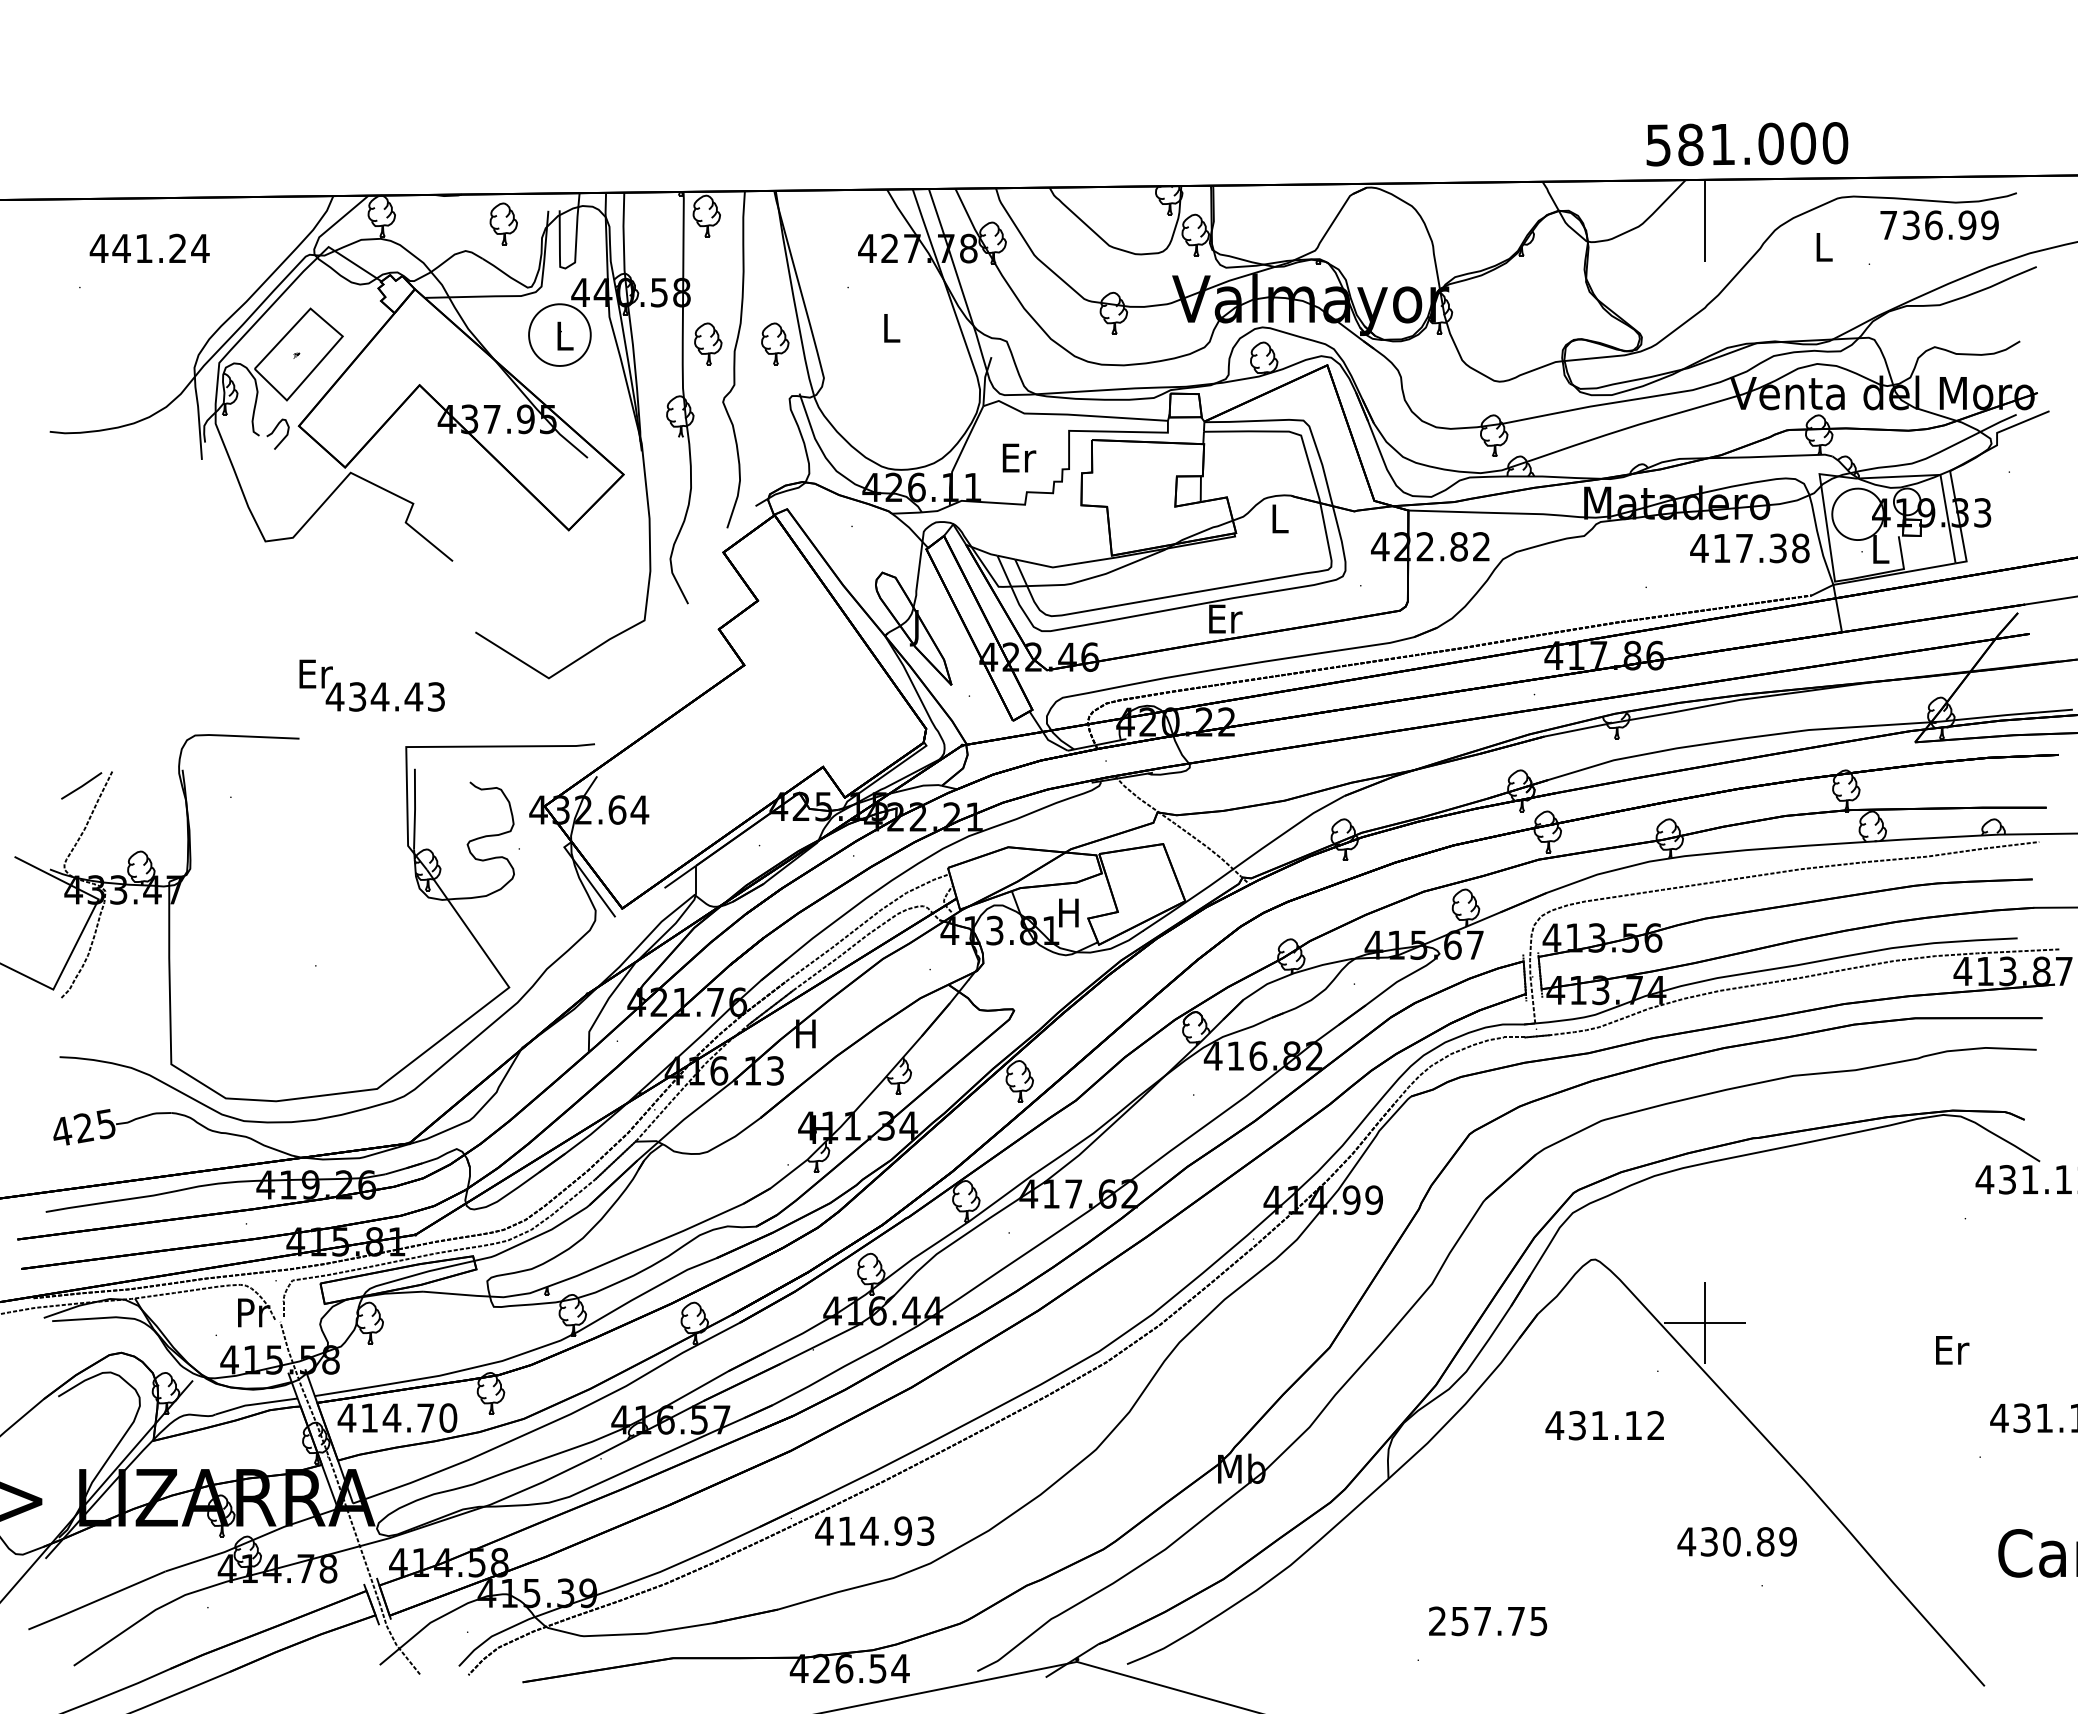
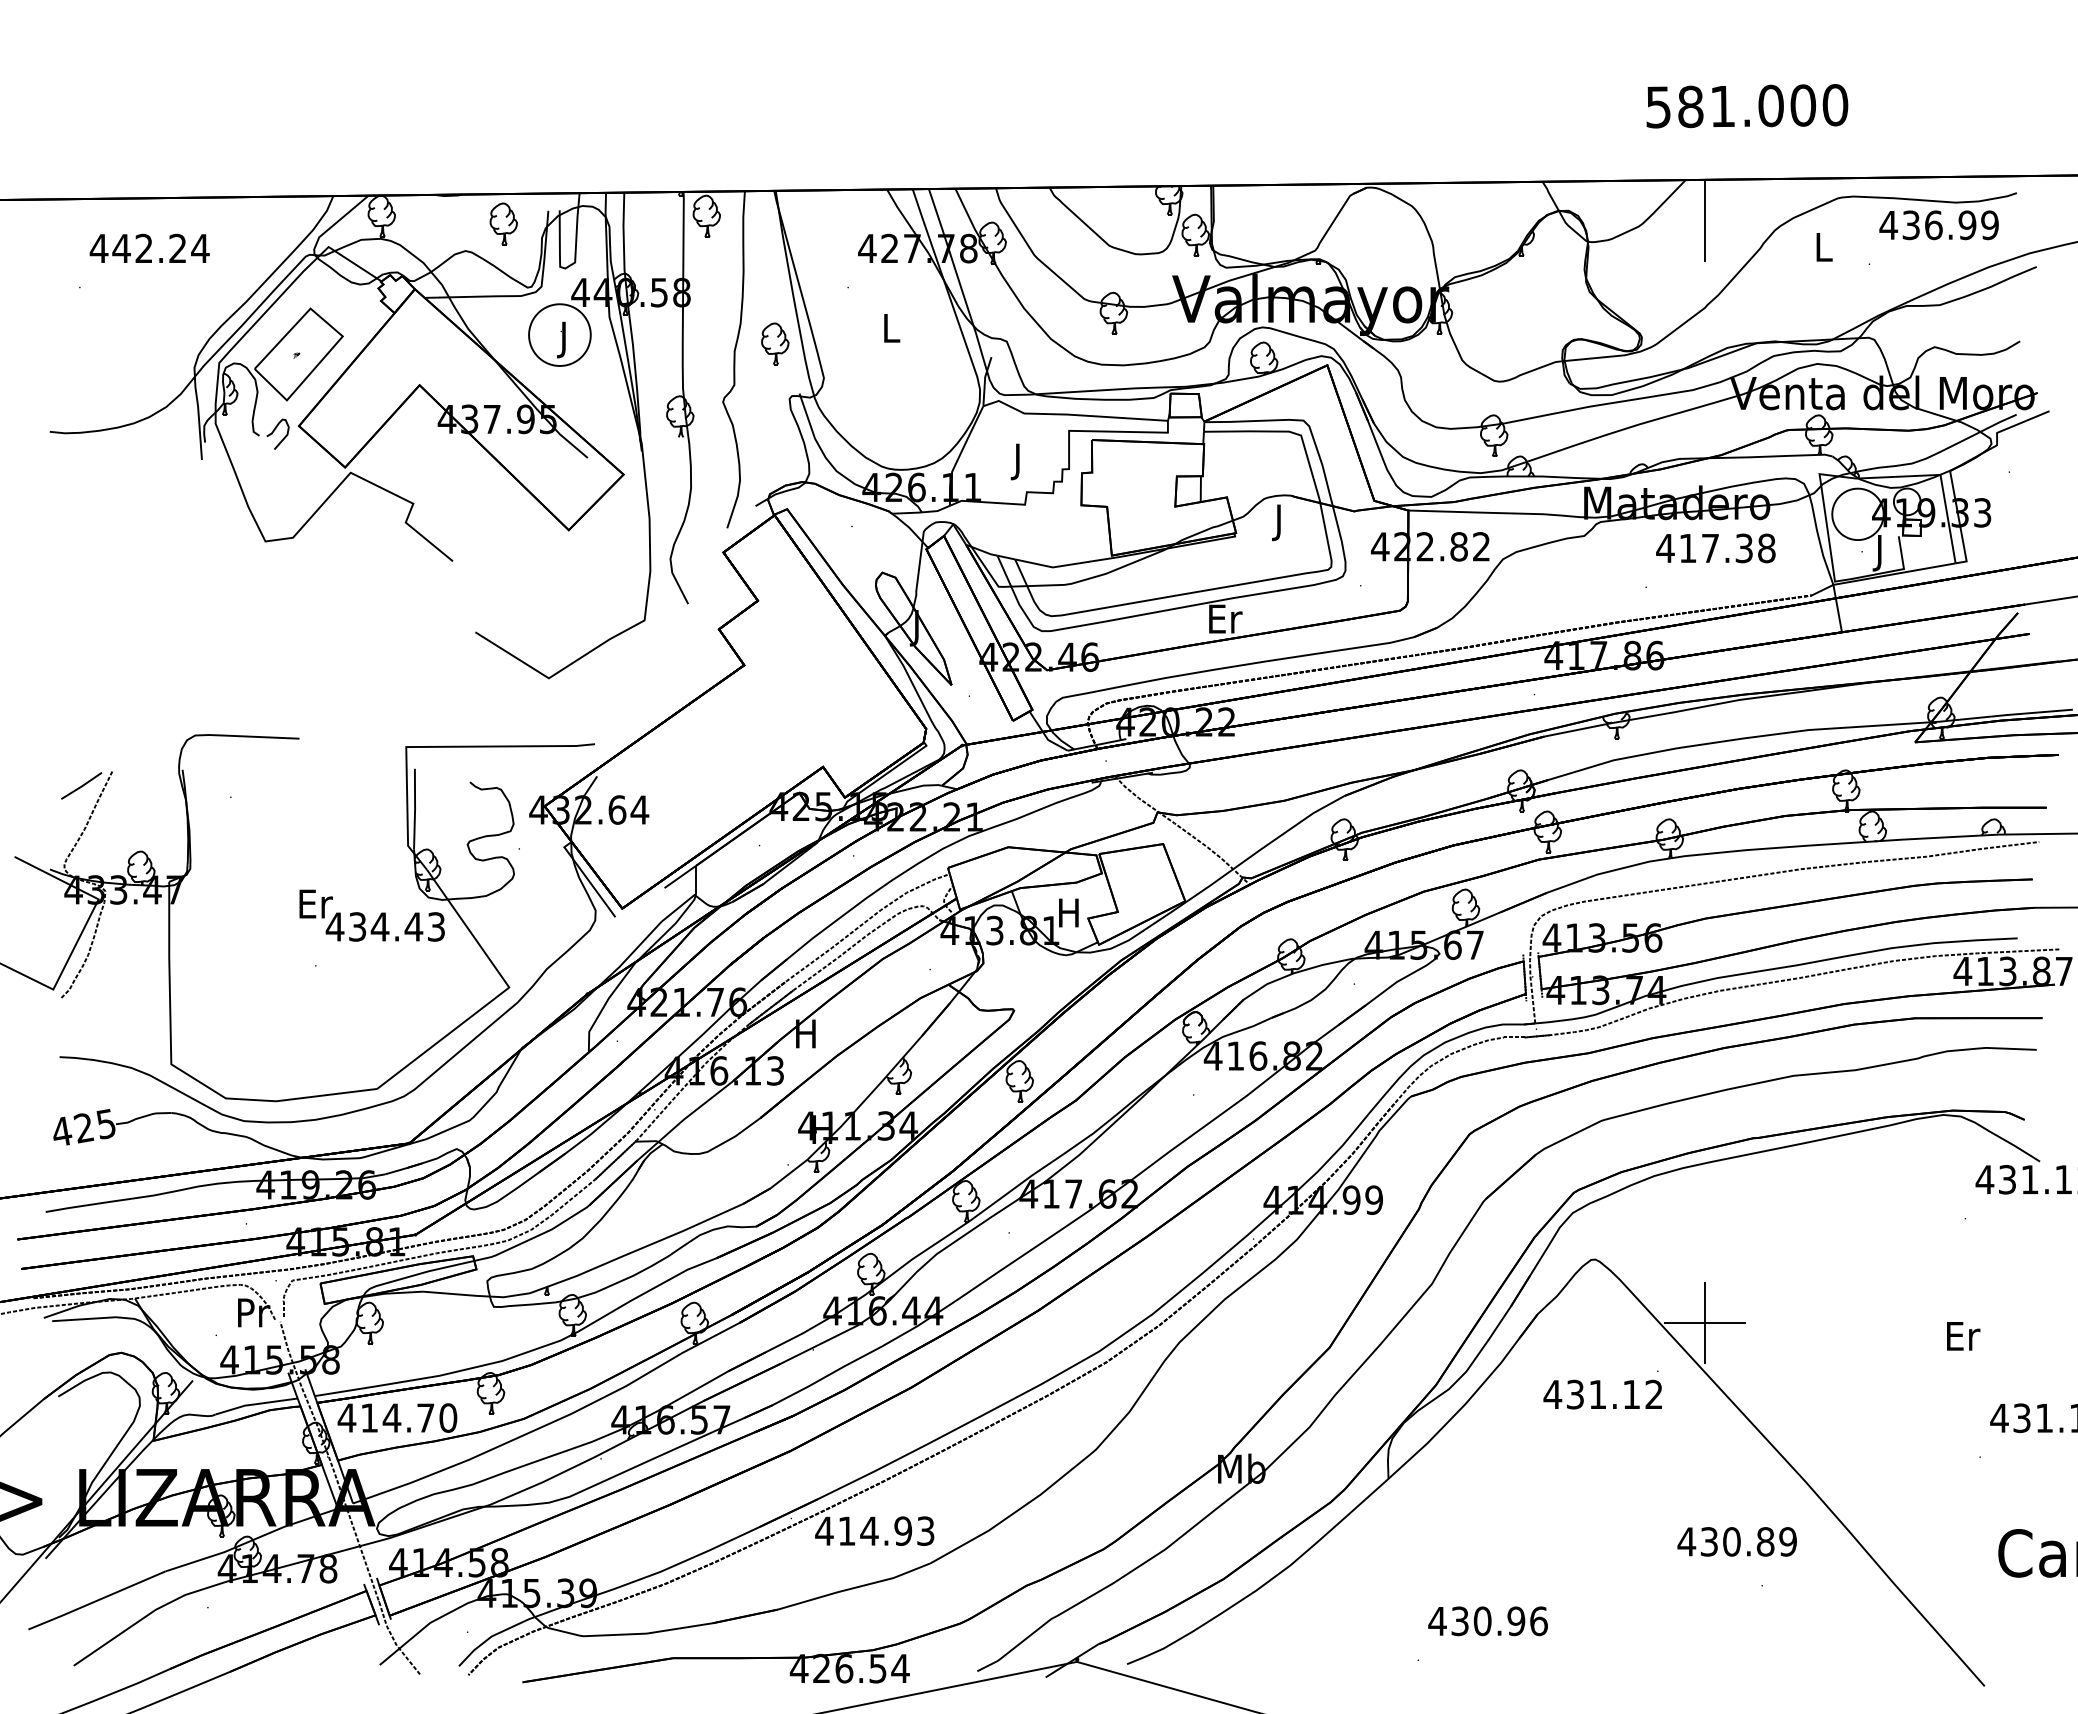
text position: (1747, 144) -> (1747, 106) (1747, 106)
text: 736.99 -> 436.99 (1888, 225)
text: 441.24 -> 442.24 (143, 247)
text: L -> J (565, 339)
part: present -> none (708, 343)
text: Er -> J (1019, 461)
text: L -> J (1280, 522)
text position: (1749, 548) -> (1715, 548) (1715, 548)
text: L -> J (1880, 553)
text position: (371, 685) -> (371, 915) (371, 915)
text position: (1952, 1350) -> (1963, 1336) (1963, 1336)
text position: (1604, 1425) -> (1602, 1394) (1602, 1394)
text: 257.75 -> 430.96 (1487, 1621)
